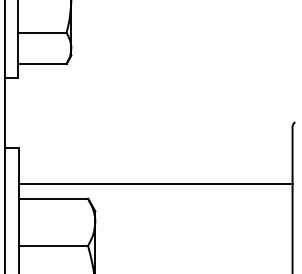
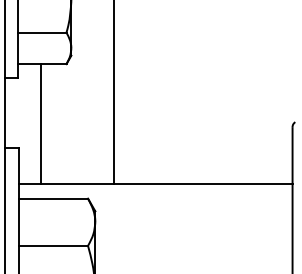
line: none -> present (113, 93)
line: none -> present (40, 124)
